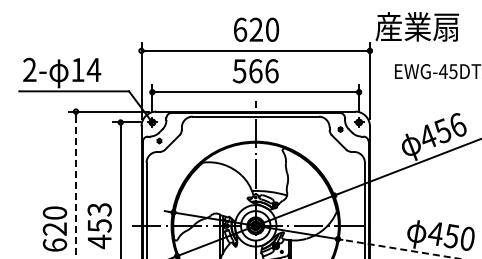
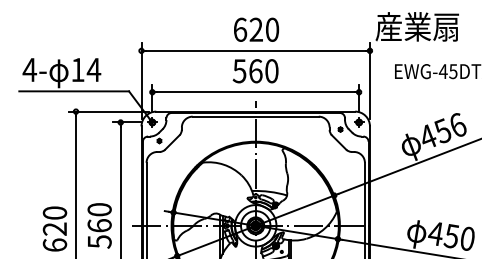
text: 2- -> 4- (29, 69)
text: 566 -> 560 (271, 71)
line: dashed -> solid (76, 187)
text: 453 -> 560 (99, 226)
line: dashed -> solid (401, 249)
